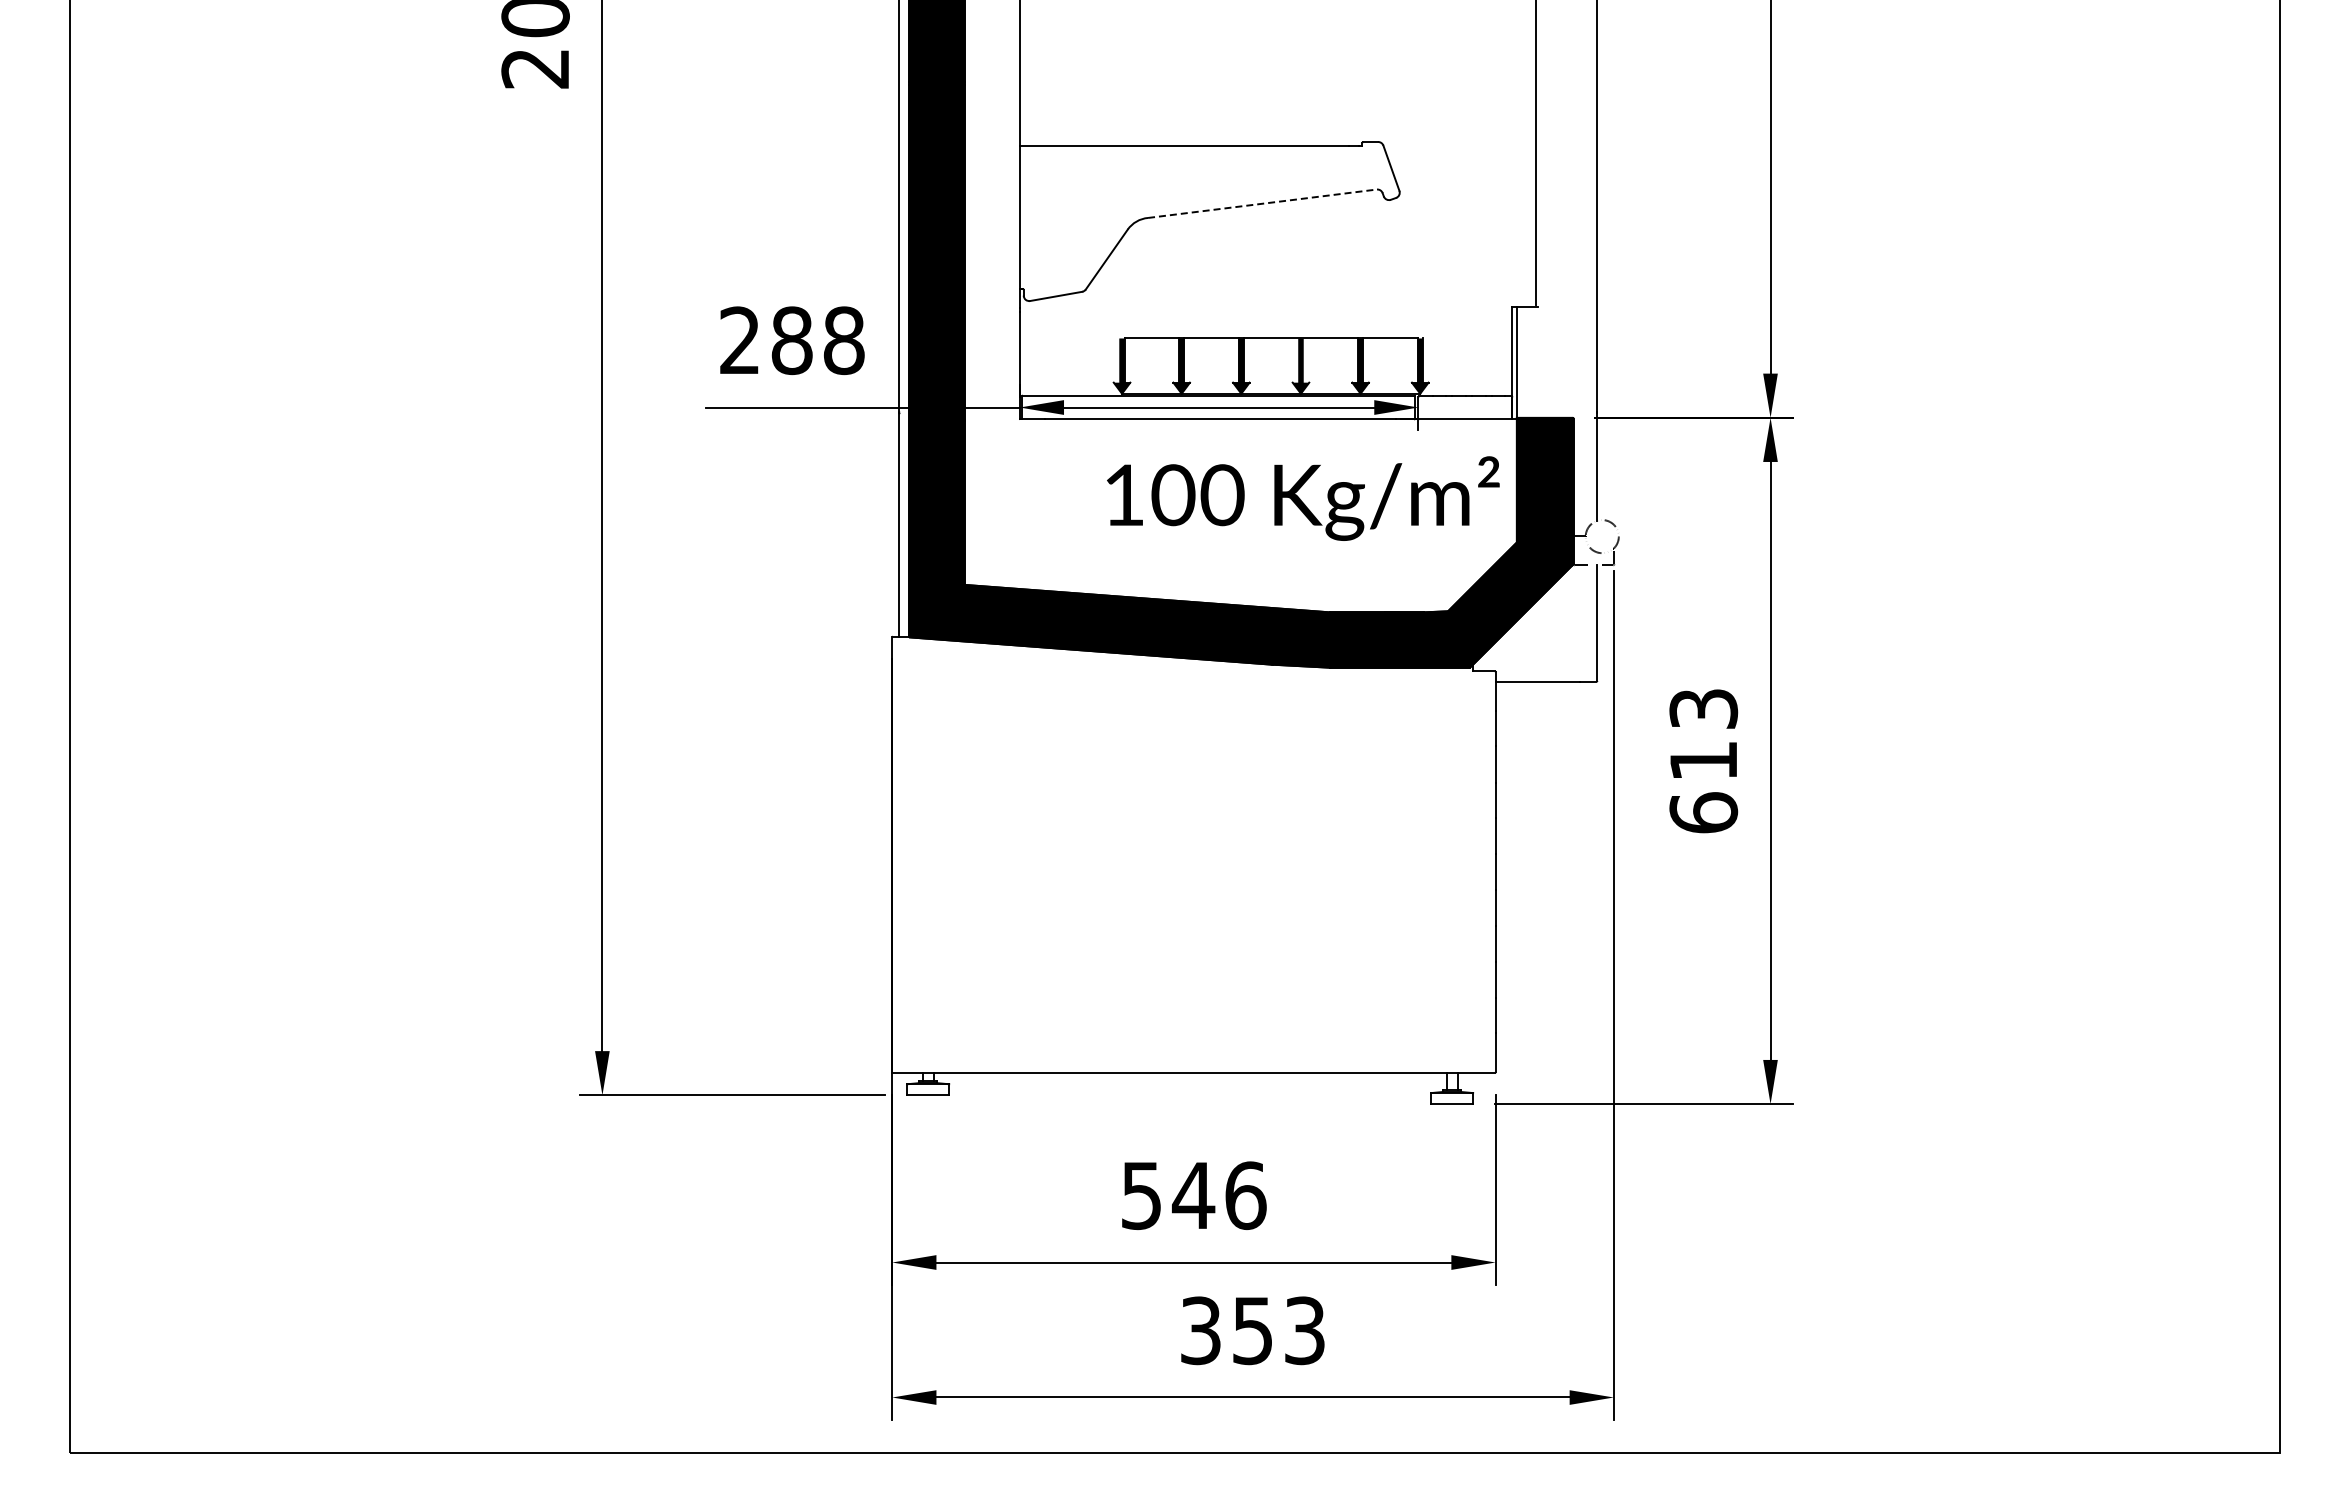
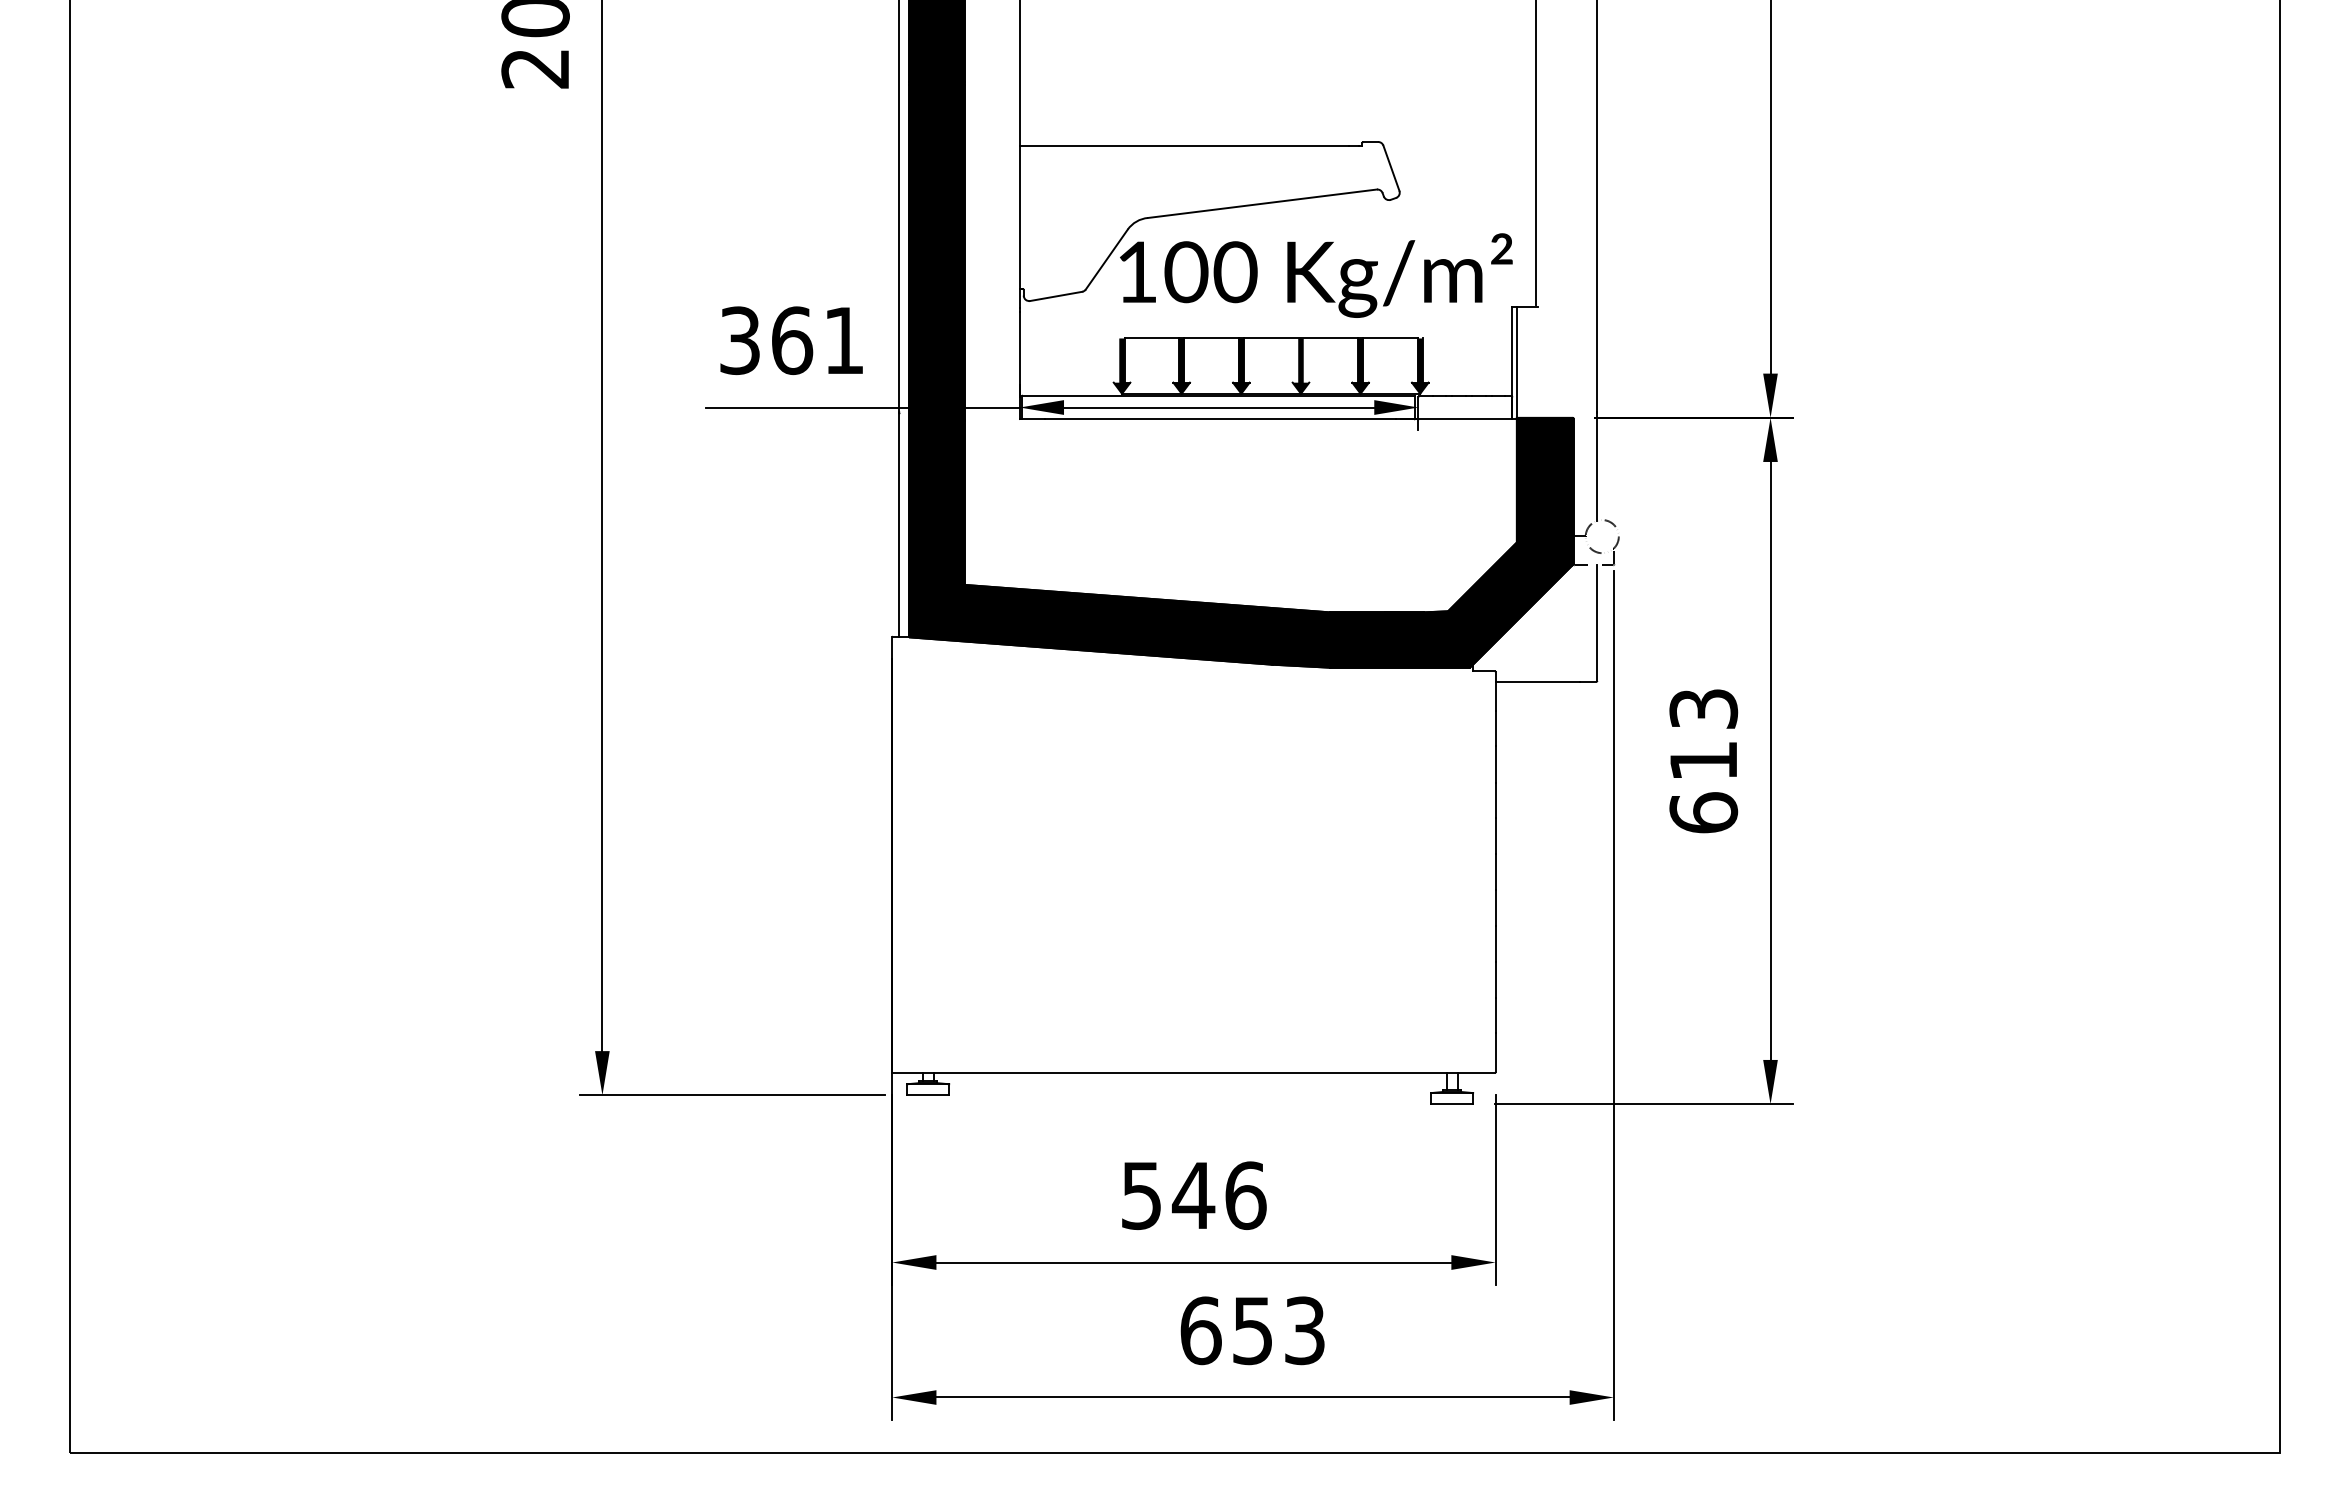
line: dashed -> solid (1263, 203)
text: 288 -> 361 (792, 340)
text position: (1303, 498) -> (1316, 275) (1316, 275)
text: 353 -> 653 (1200, 1330)
